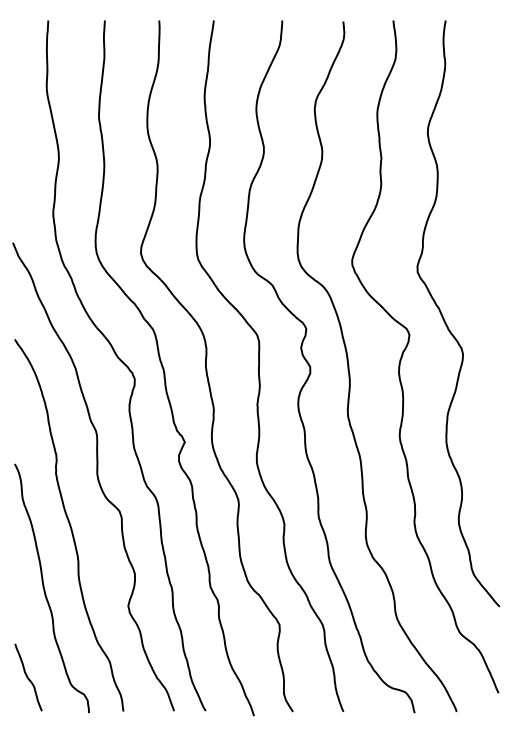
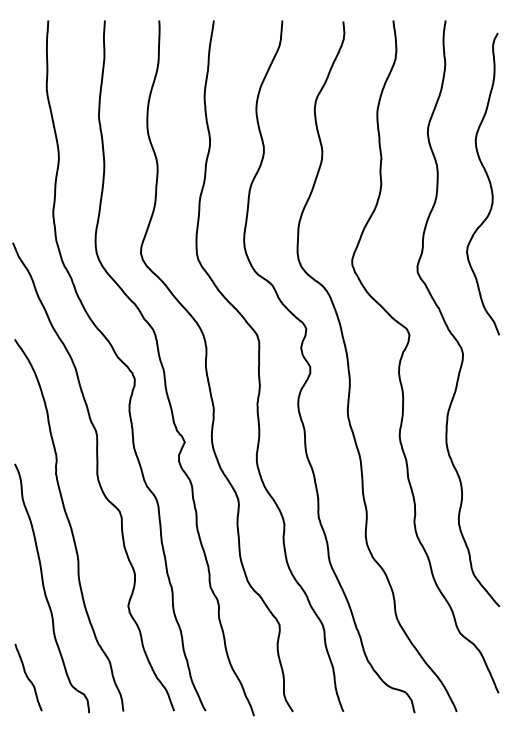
curve: none -> present (488, 181)
